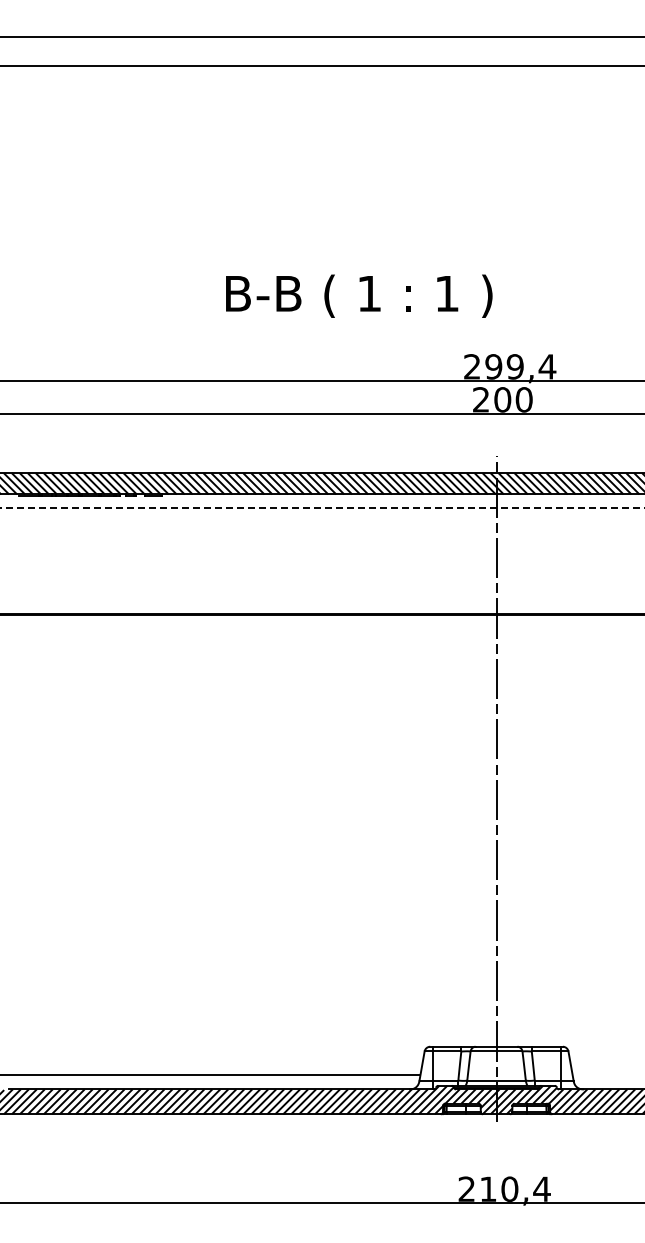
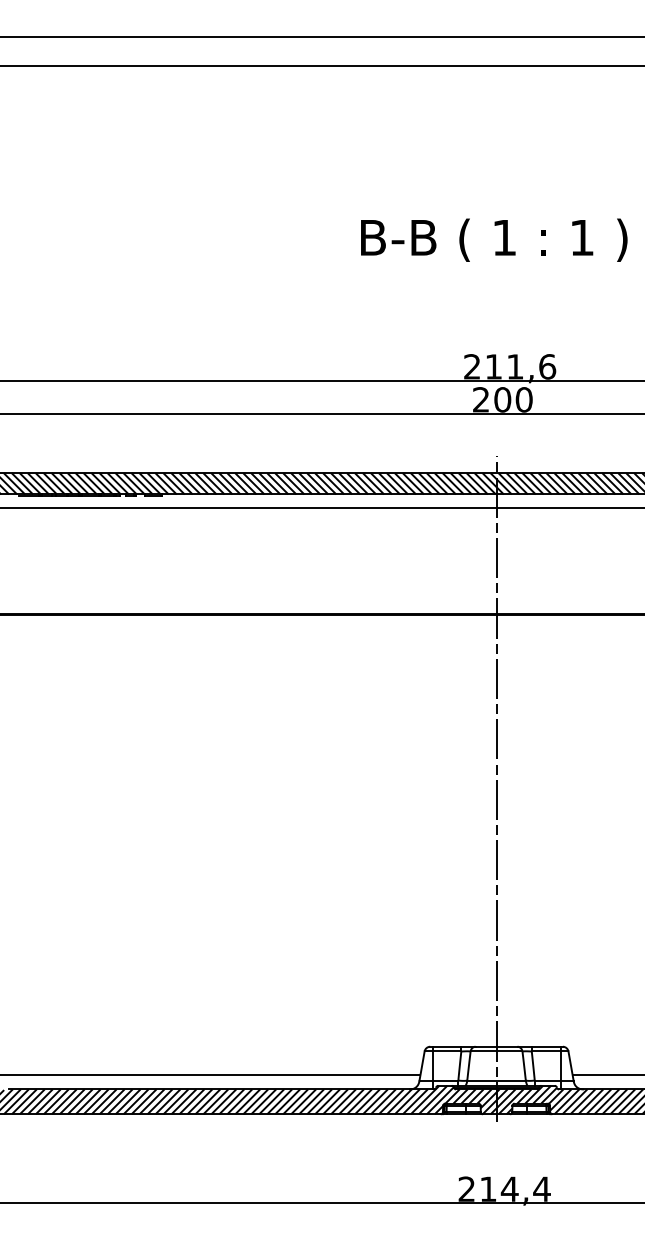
text position: (359, 295) -> (494, 239) (494, 239)
text: 299,4 -> 211,6 (520, 366)
line: dashed -> solid (322, 508)
line: none -> present (606, 1075)
text: 210,4 -> 214,4 (509, 1188)
